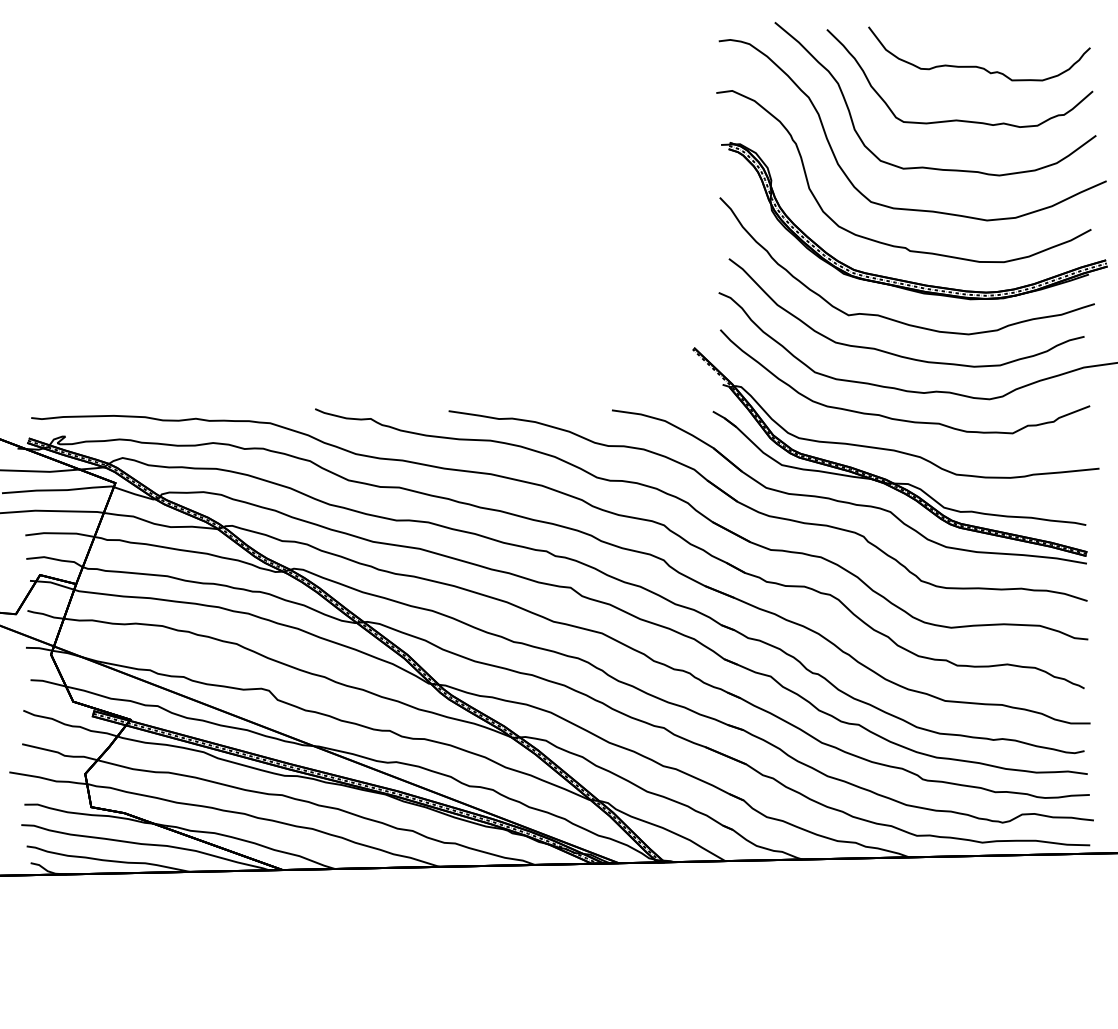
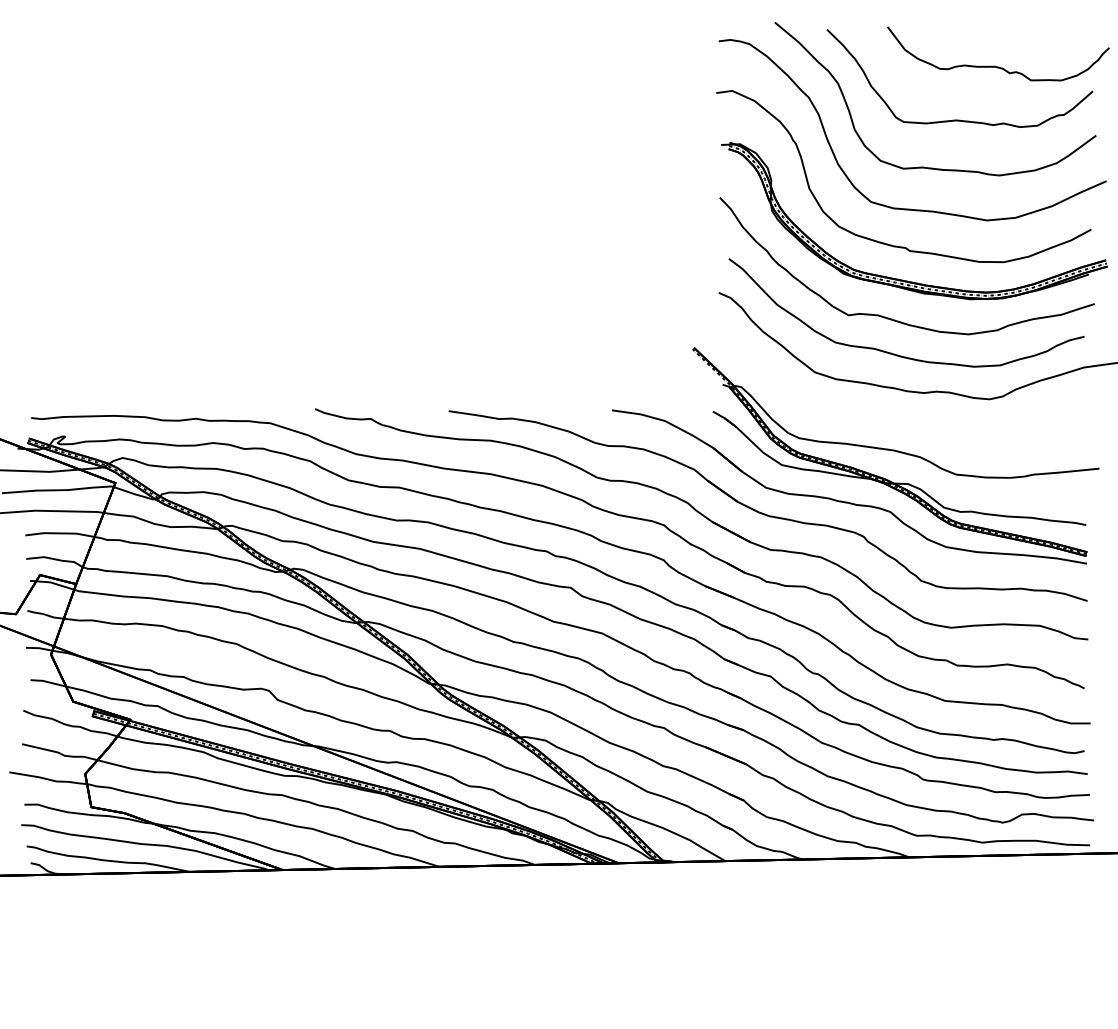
curve position: (976, 65) -> (995, 65) (995, 65)
curve: present -> none (897, 418)
